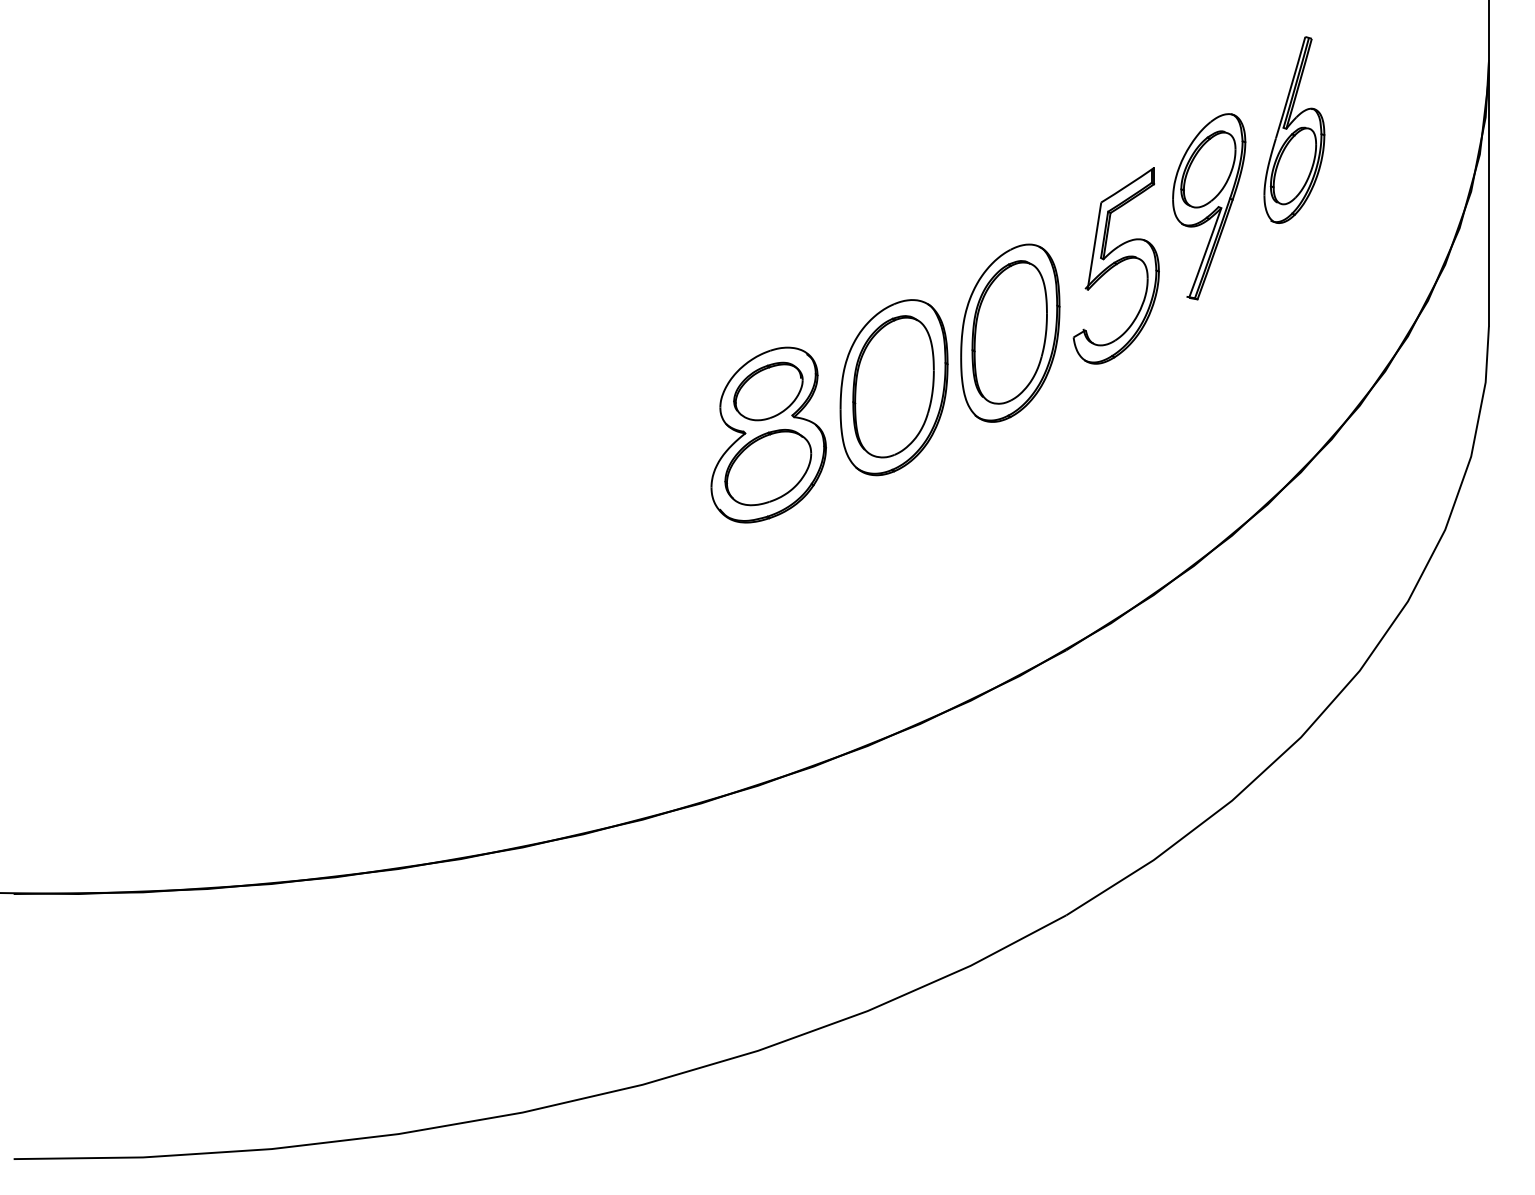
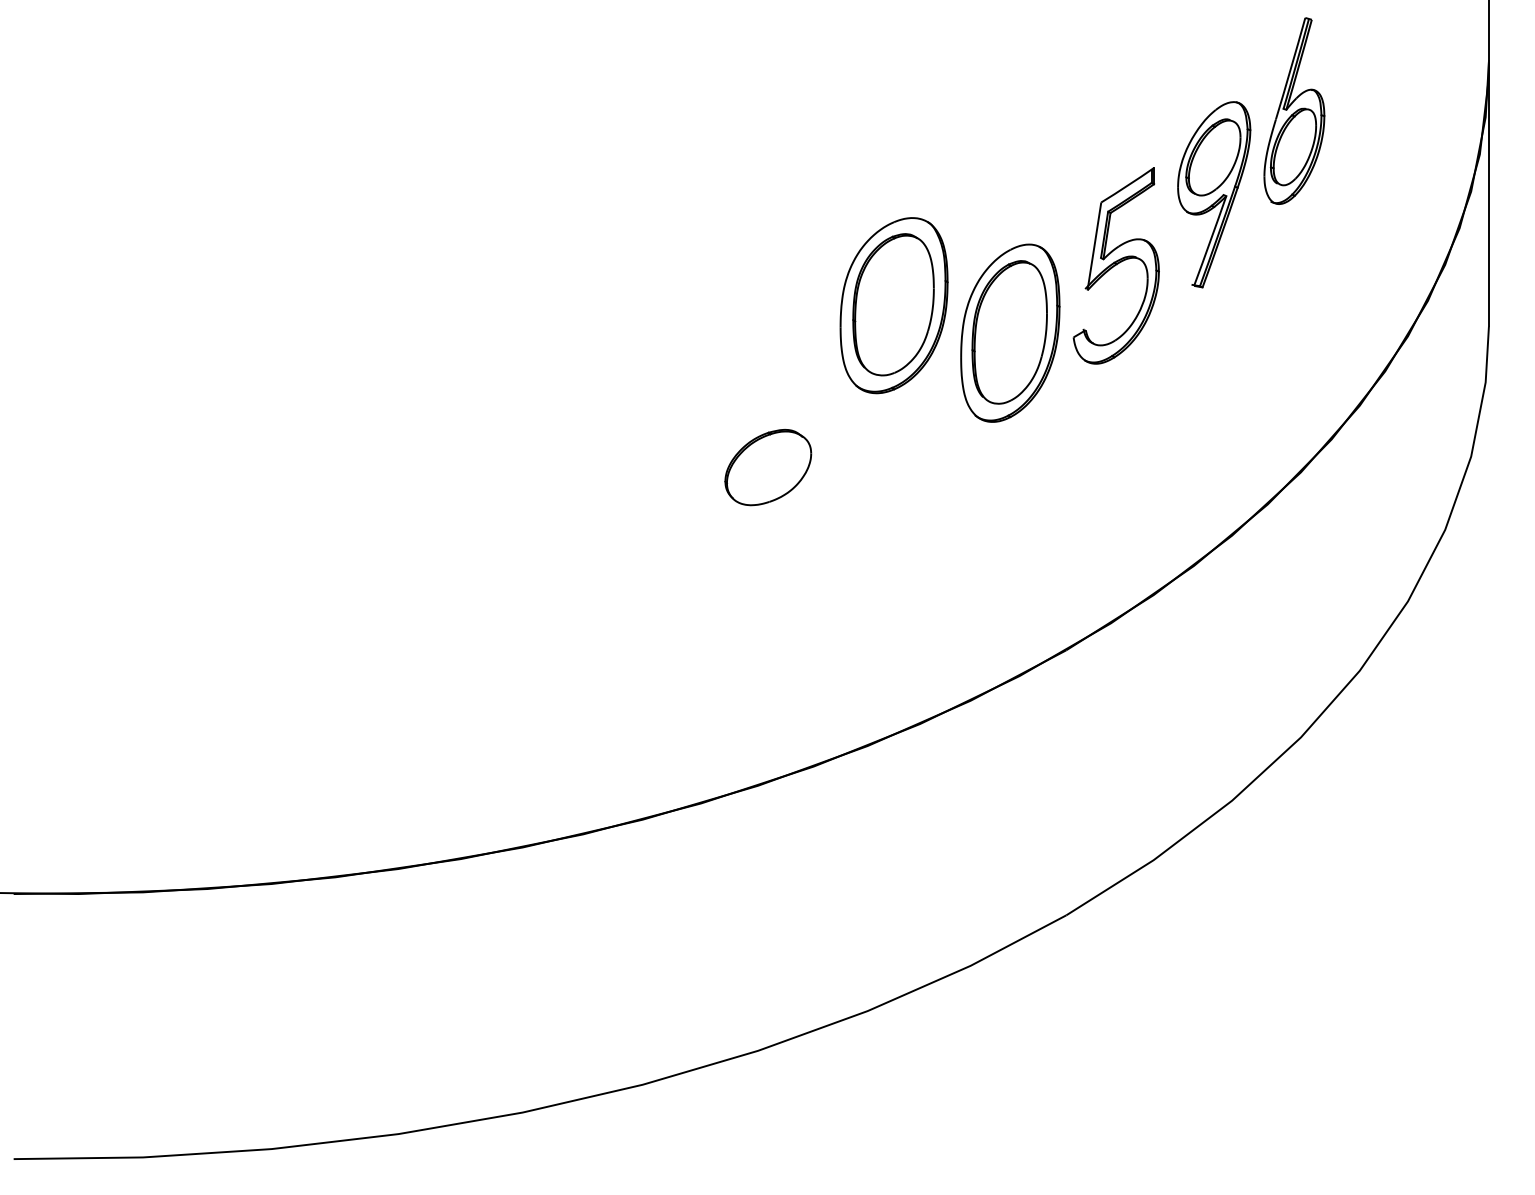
part position: (1294, 129) -> (1294, 110) (1294, 110)
part position: (1209, 206) -> (1214, 194) (1214, 194)
part position: (893, 387) -> (893, 305) (893, 305)
part: present -> none (768, 434)
